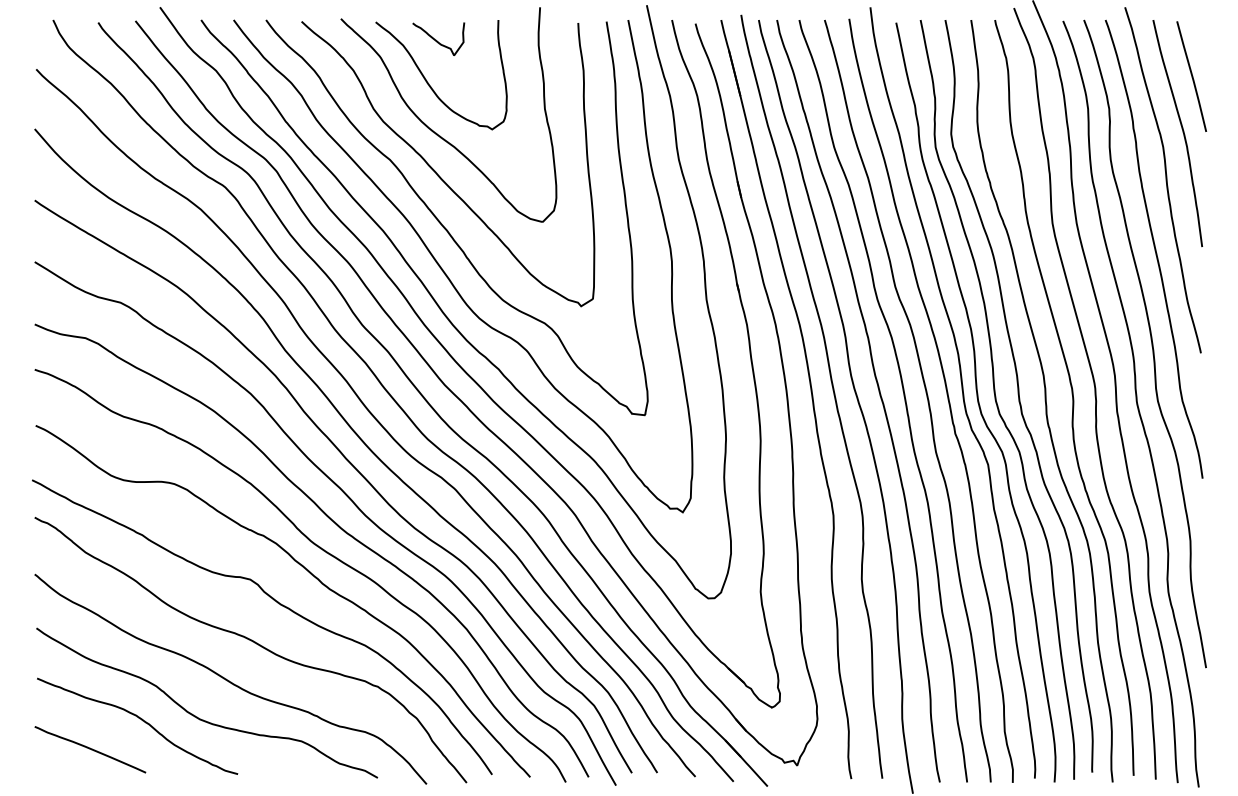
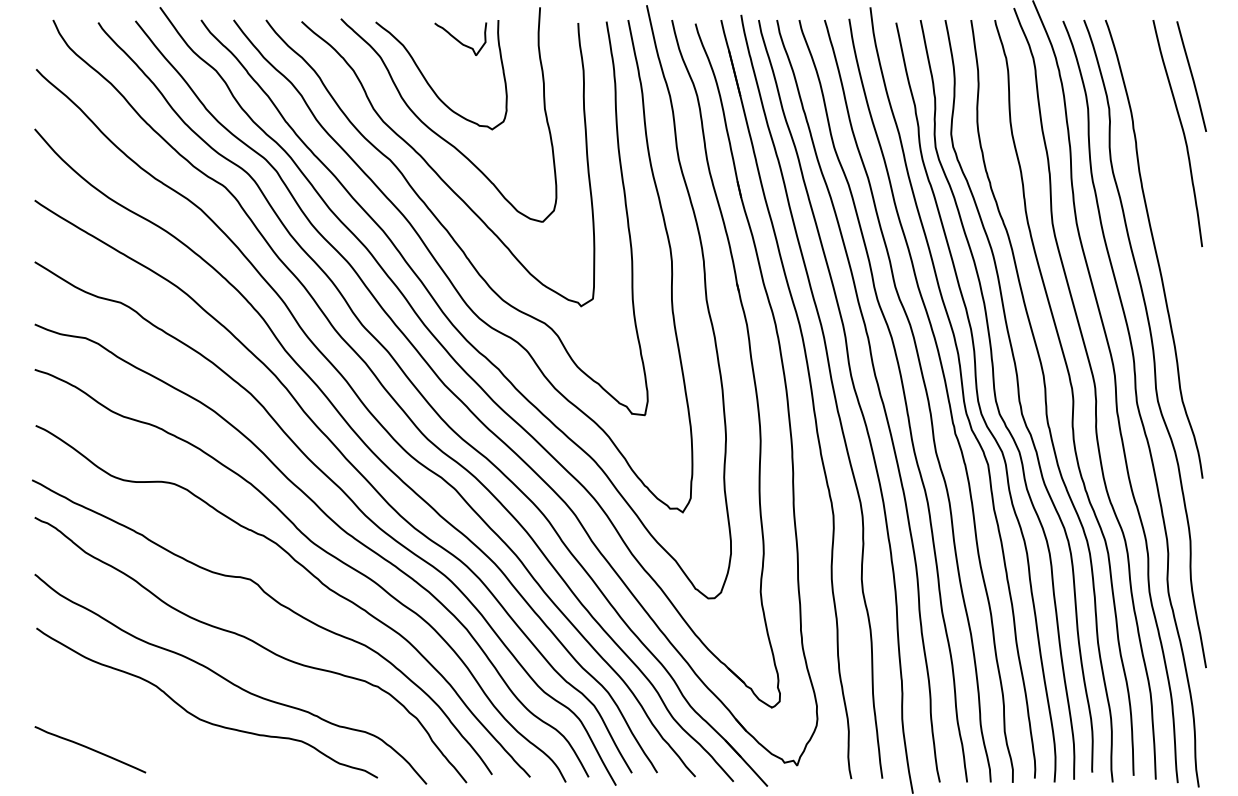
curve position: (436, 39) -> (458, 39) (458, 39)
curve: present -> none (1165, 180)
curve: present -> none (141, 720)
